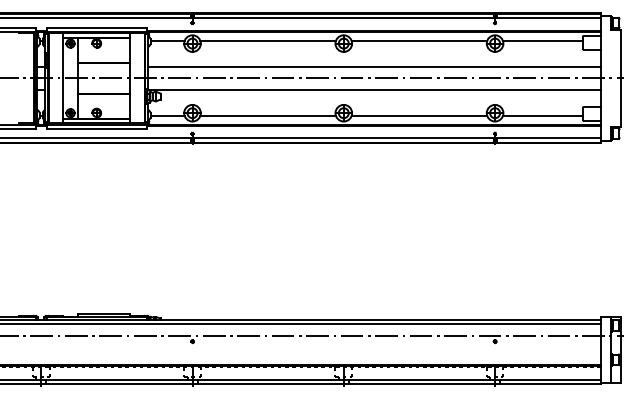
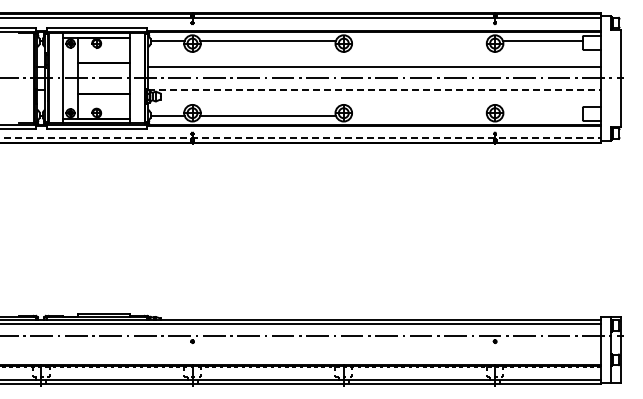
line: present -> none (419, 40)
line: solid -> dashed (375, 89)
line: present -> none (419, 115)
line: present -> none (542, 115)
line: solid -> dashed (301, 138)
